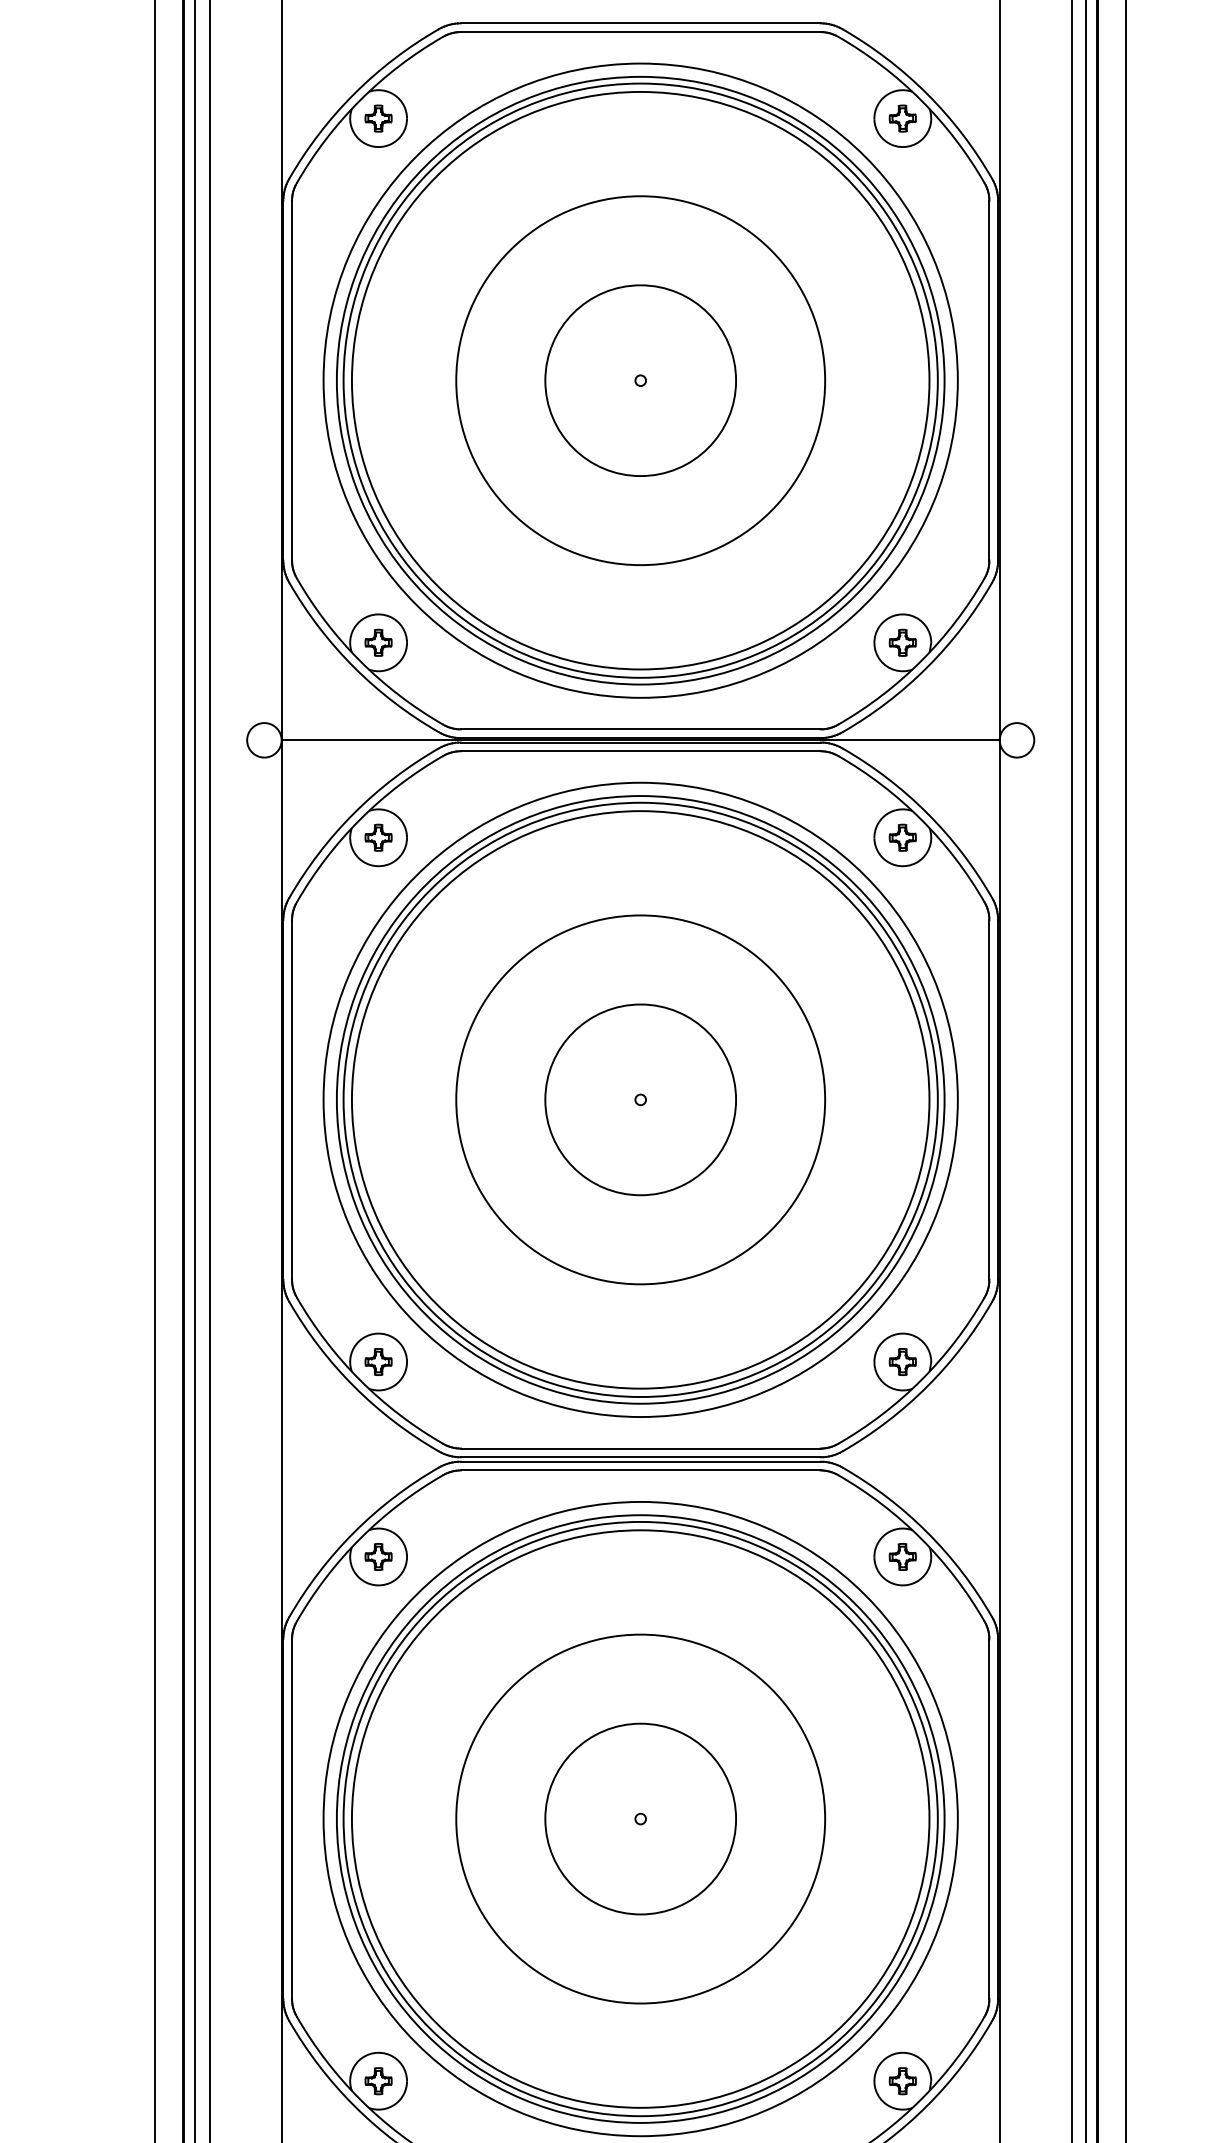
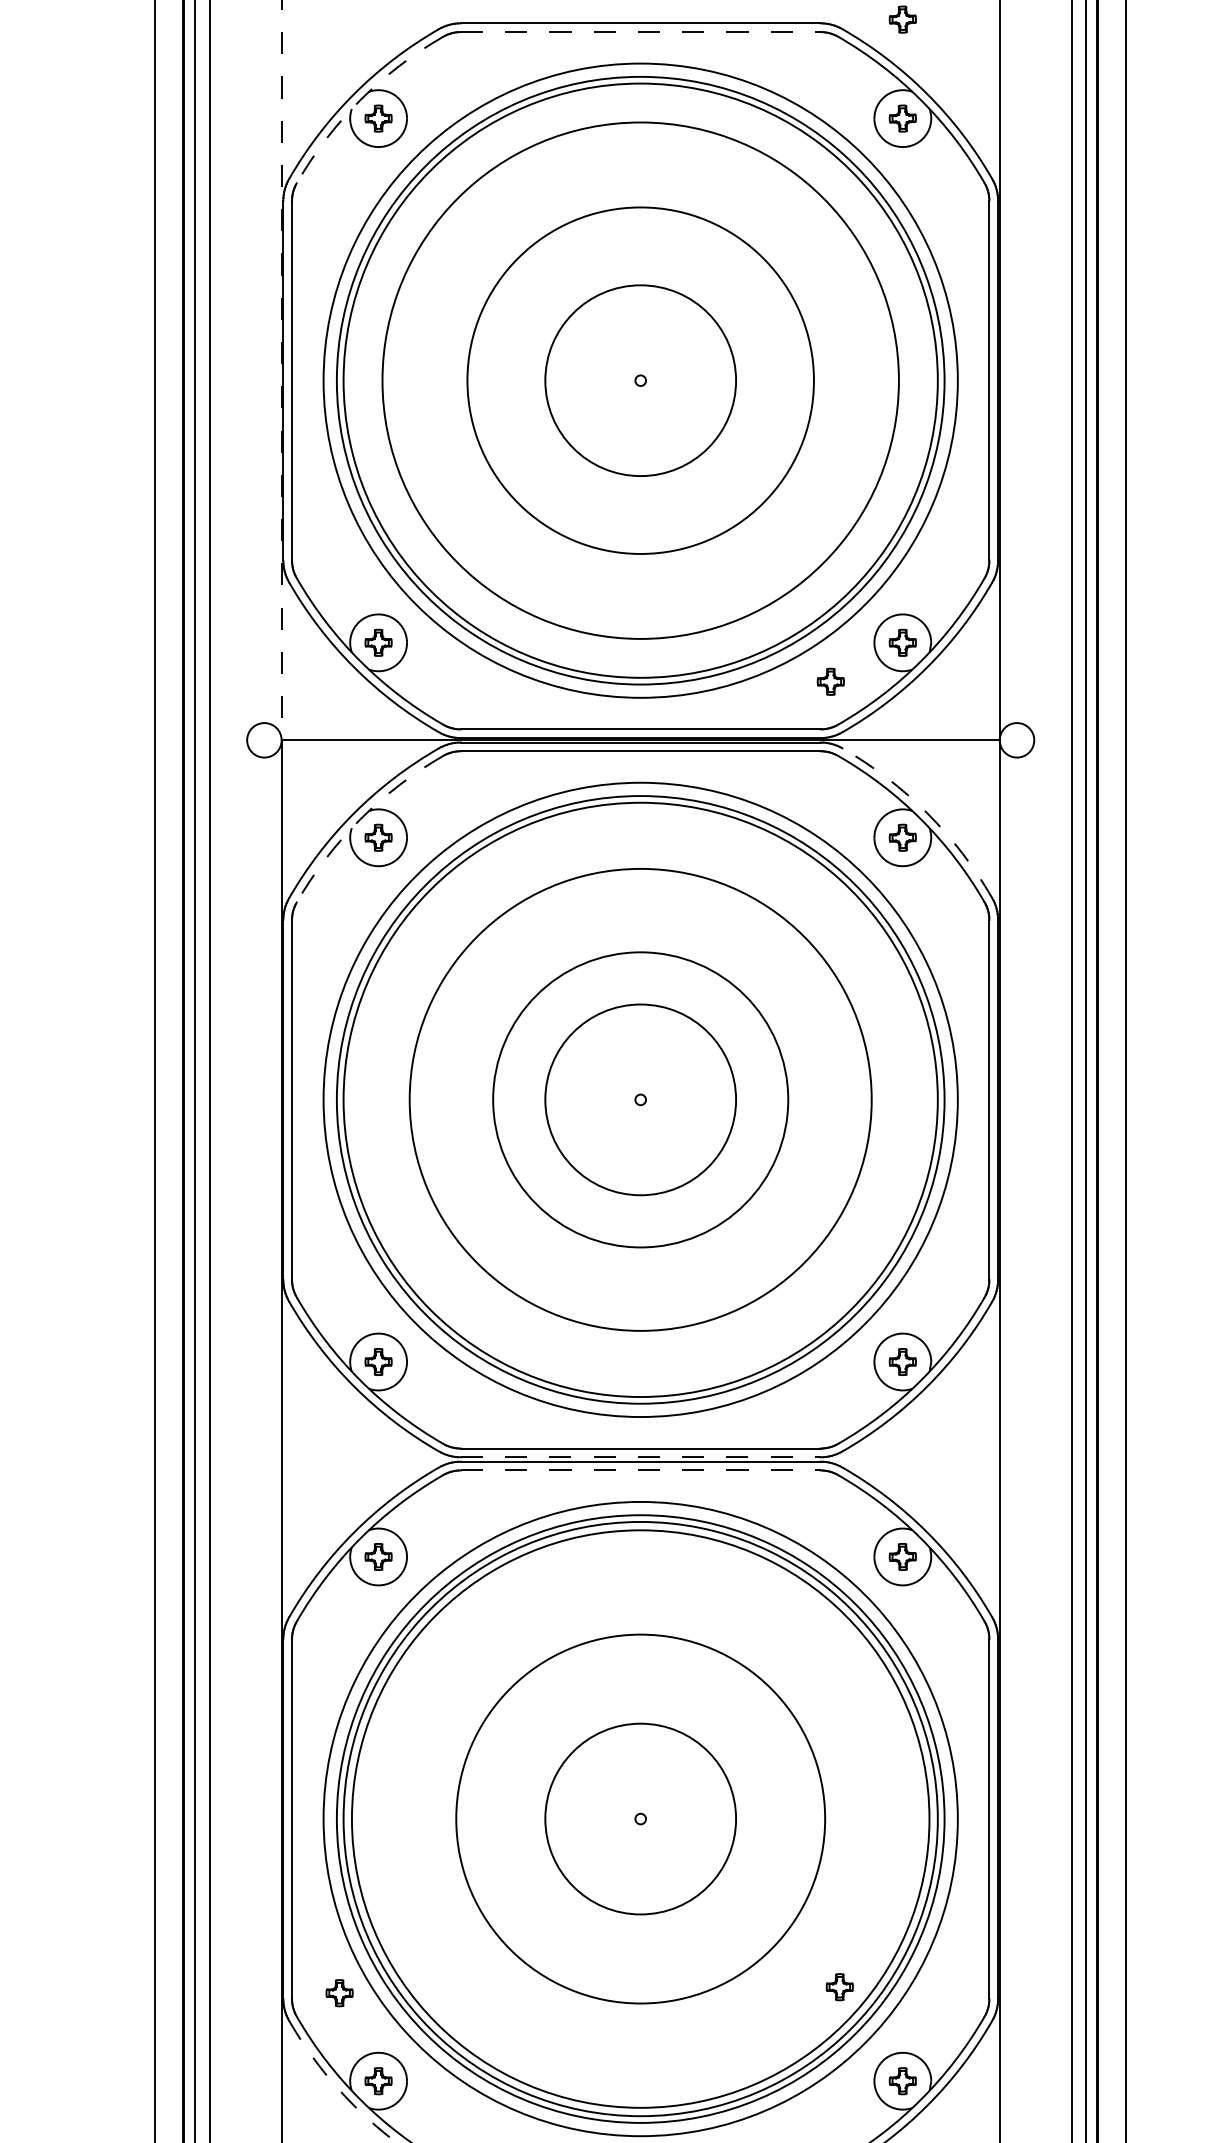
part: none -> present (902, 19)
line: solid -> dashed (640, 32)
arc: solid -> dashed (360, 100)
line: solid -> dashed (281, 370)
circle diameter: 369 px -> 516 px (640, 380)
circle diameter: 578 px -> 347 px (640, 380)
part: none -> present (830, 681)
arc: solid -> dashed (927, 813)
arc: solid -> dashed (360, 819)
circle diameter: 369 px -> 295 px (640, 1099)
circle diameter: 578 px -> 462 px (640, 1099)
line: solid -> dashed (640, 1457)
line: solid -> dashed (640, 1470)
part: none -> present (839, 1987)
part: none -> present (339, 1993)
arc: solid -> dashed (337, 2087)
